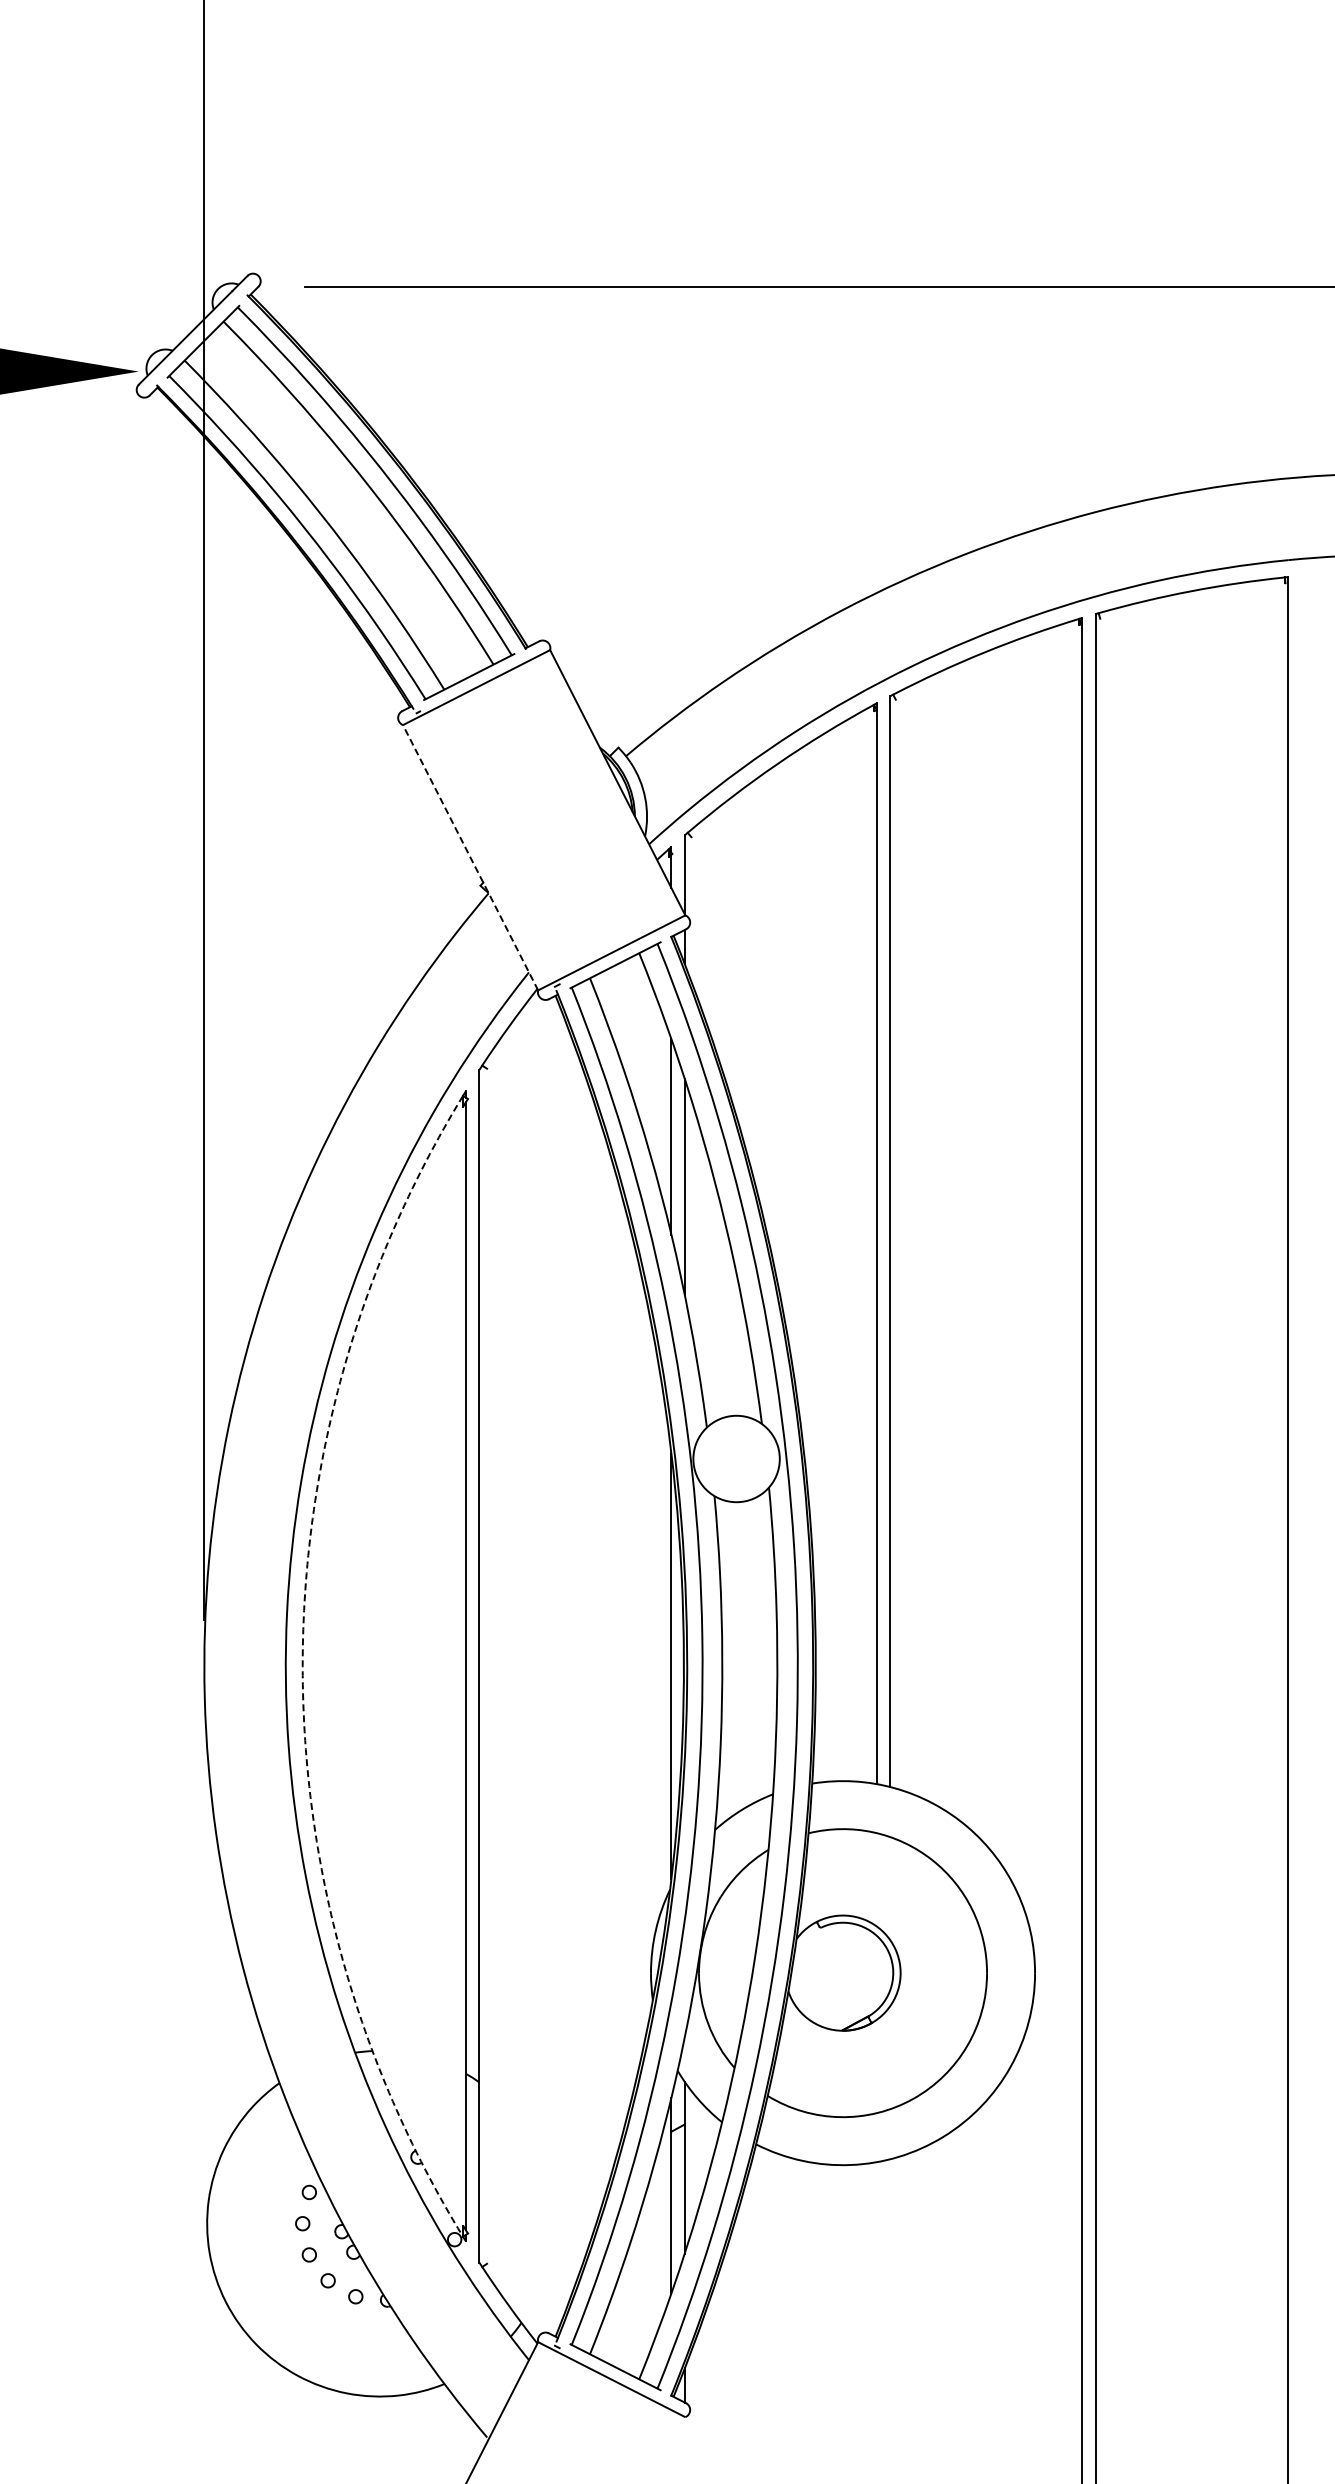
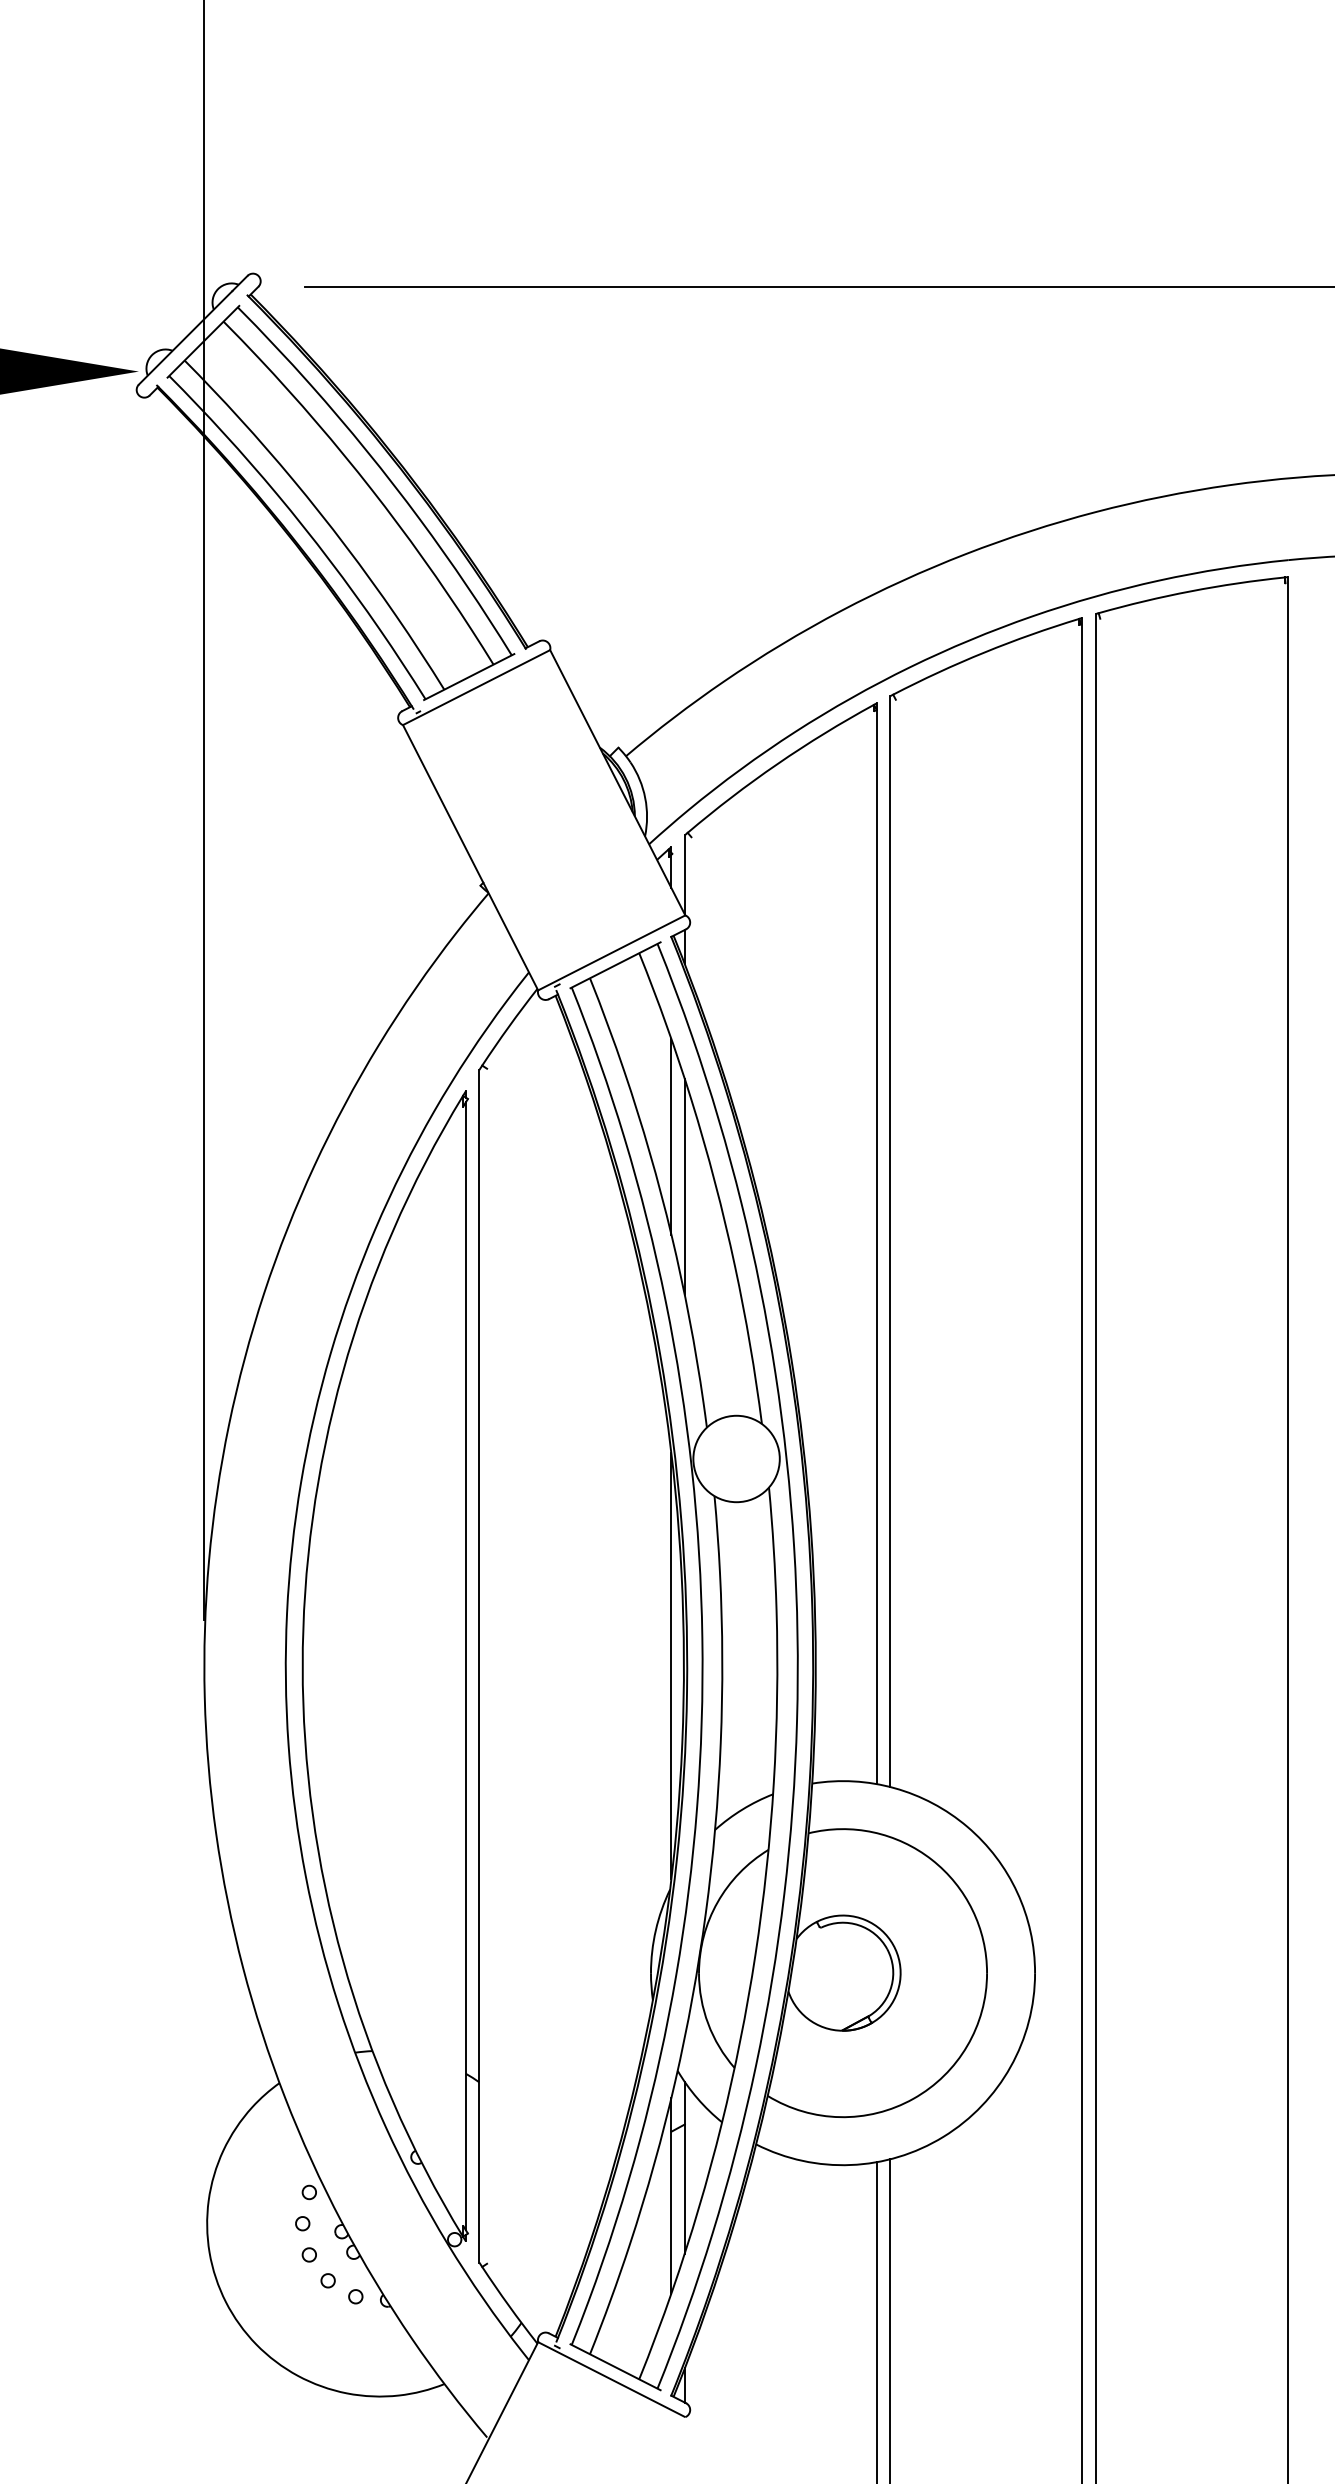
line: dashed -> solid (470, 857)
arc: dashed -> solid (302, 1666)
line: none -> present (890, 2319)
line: none -> present (876, 2321)
